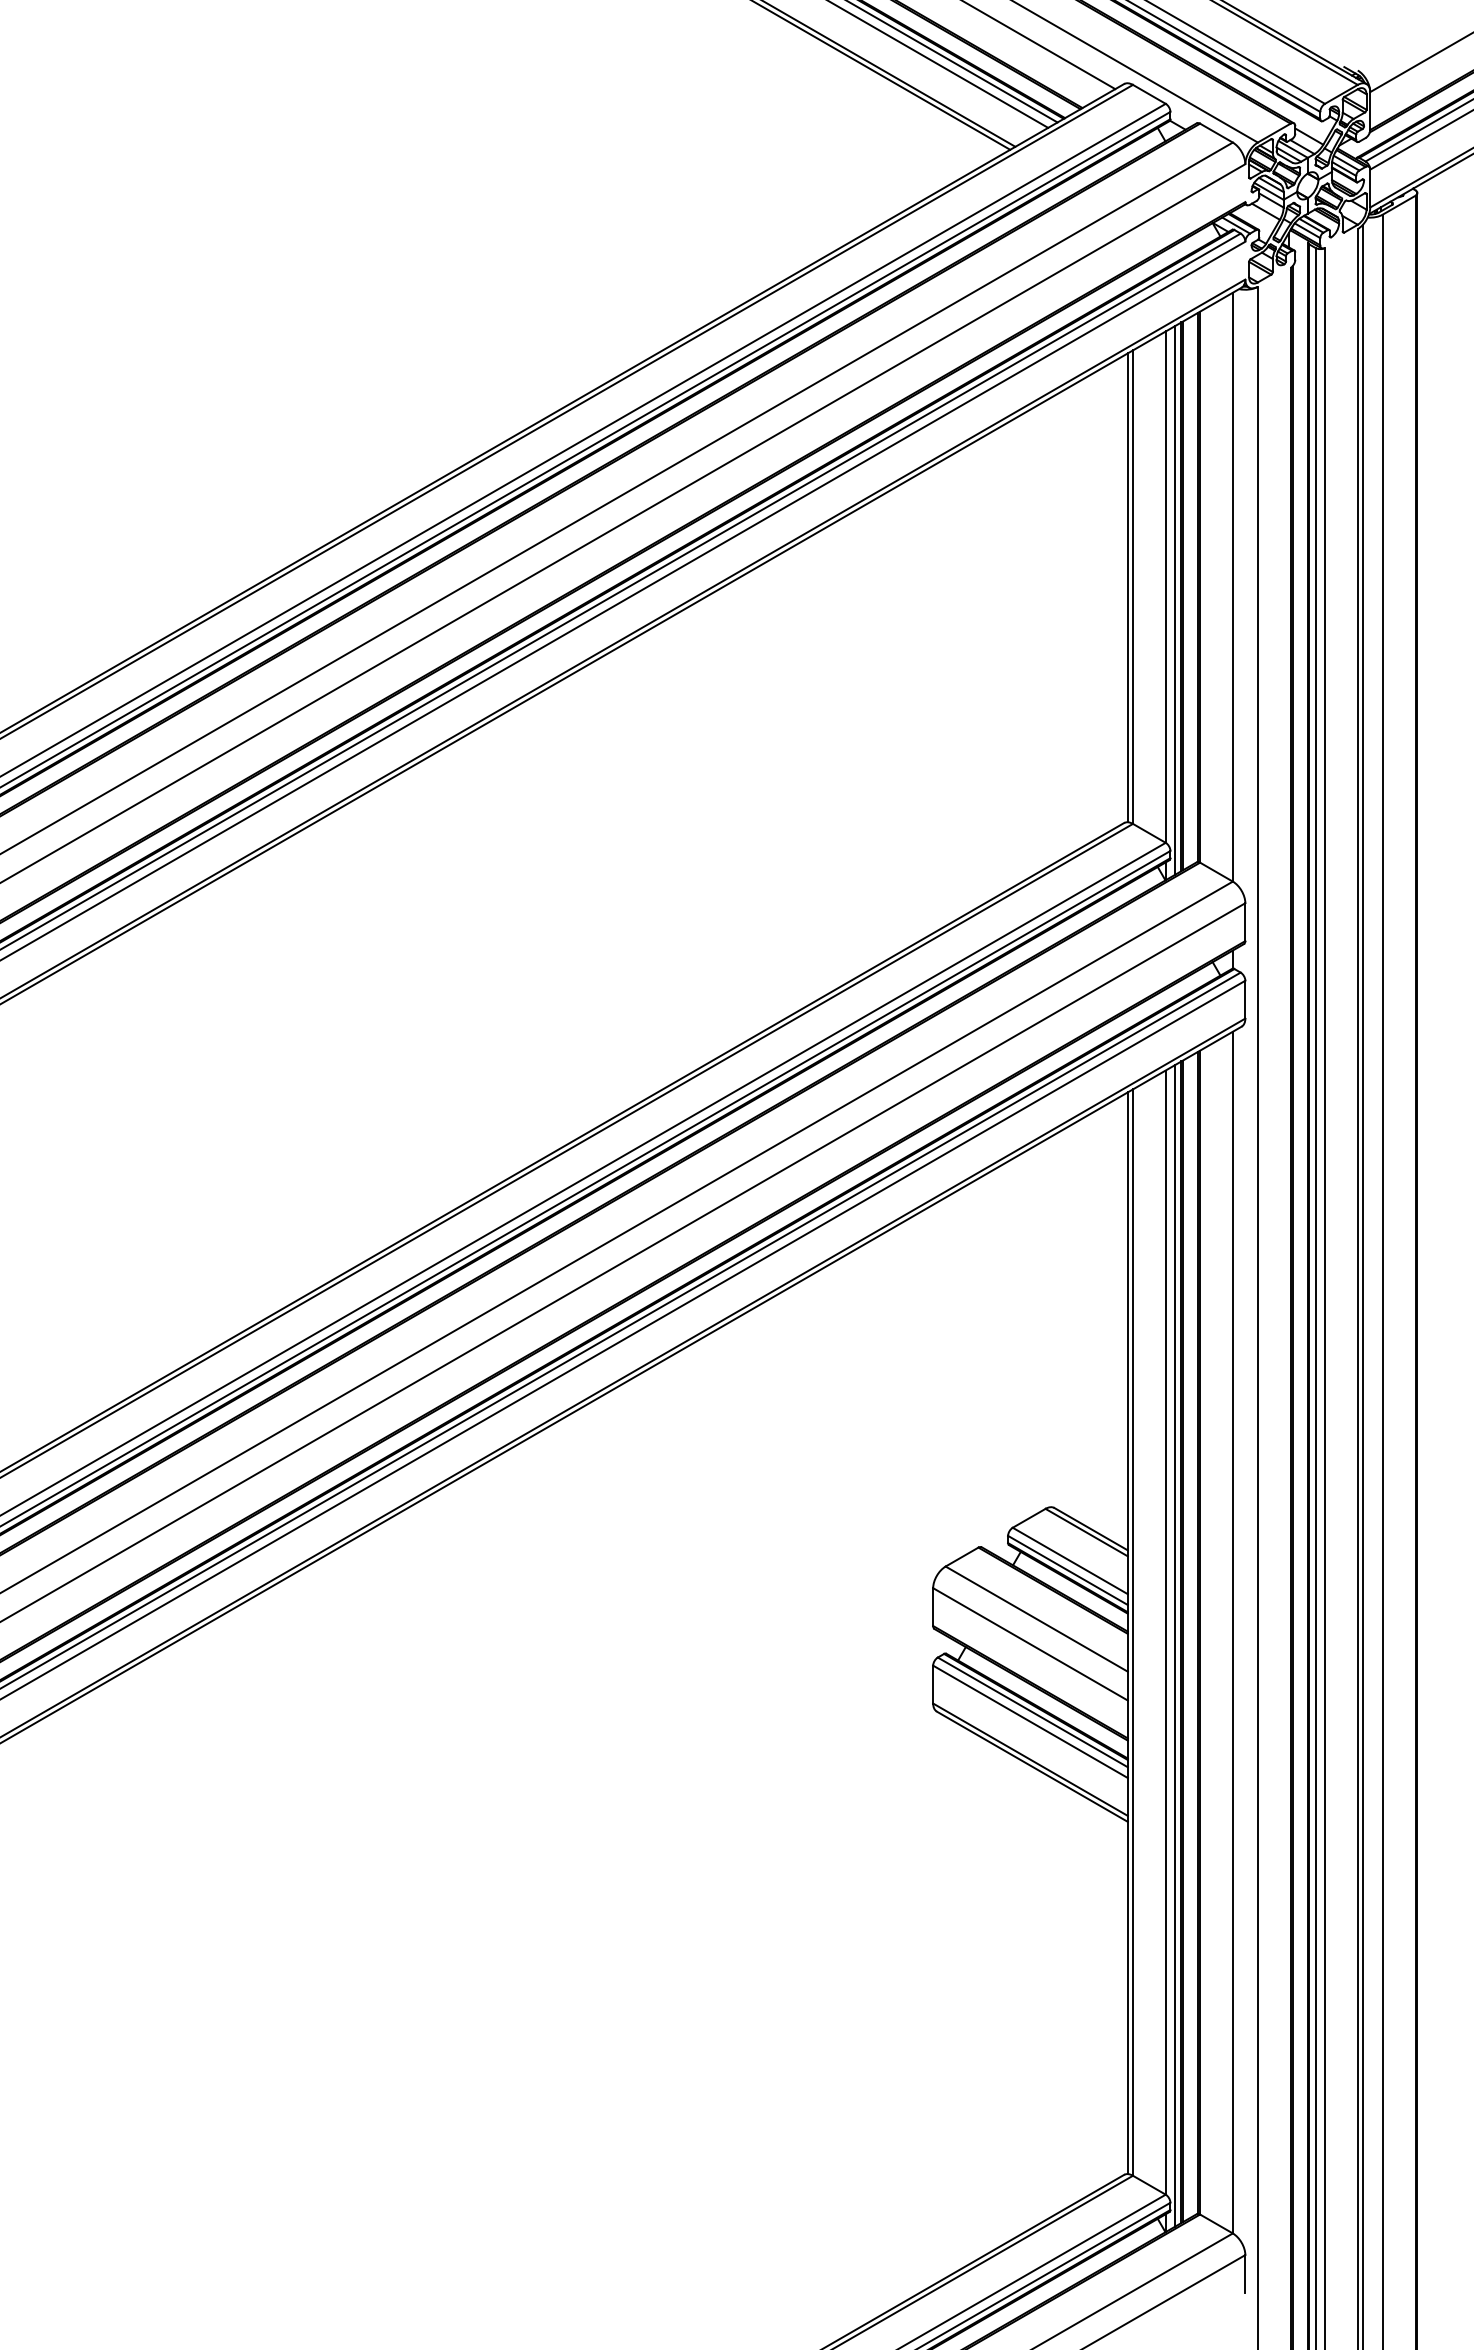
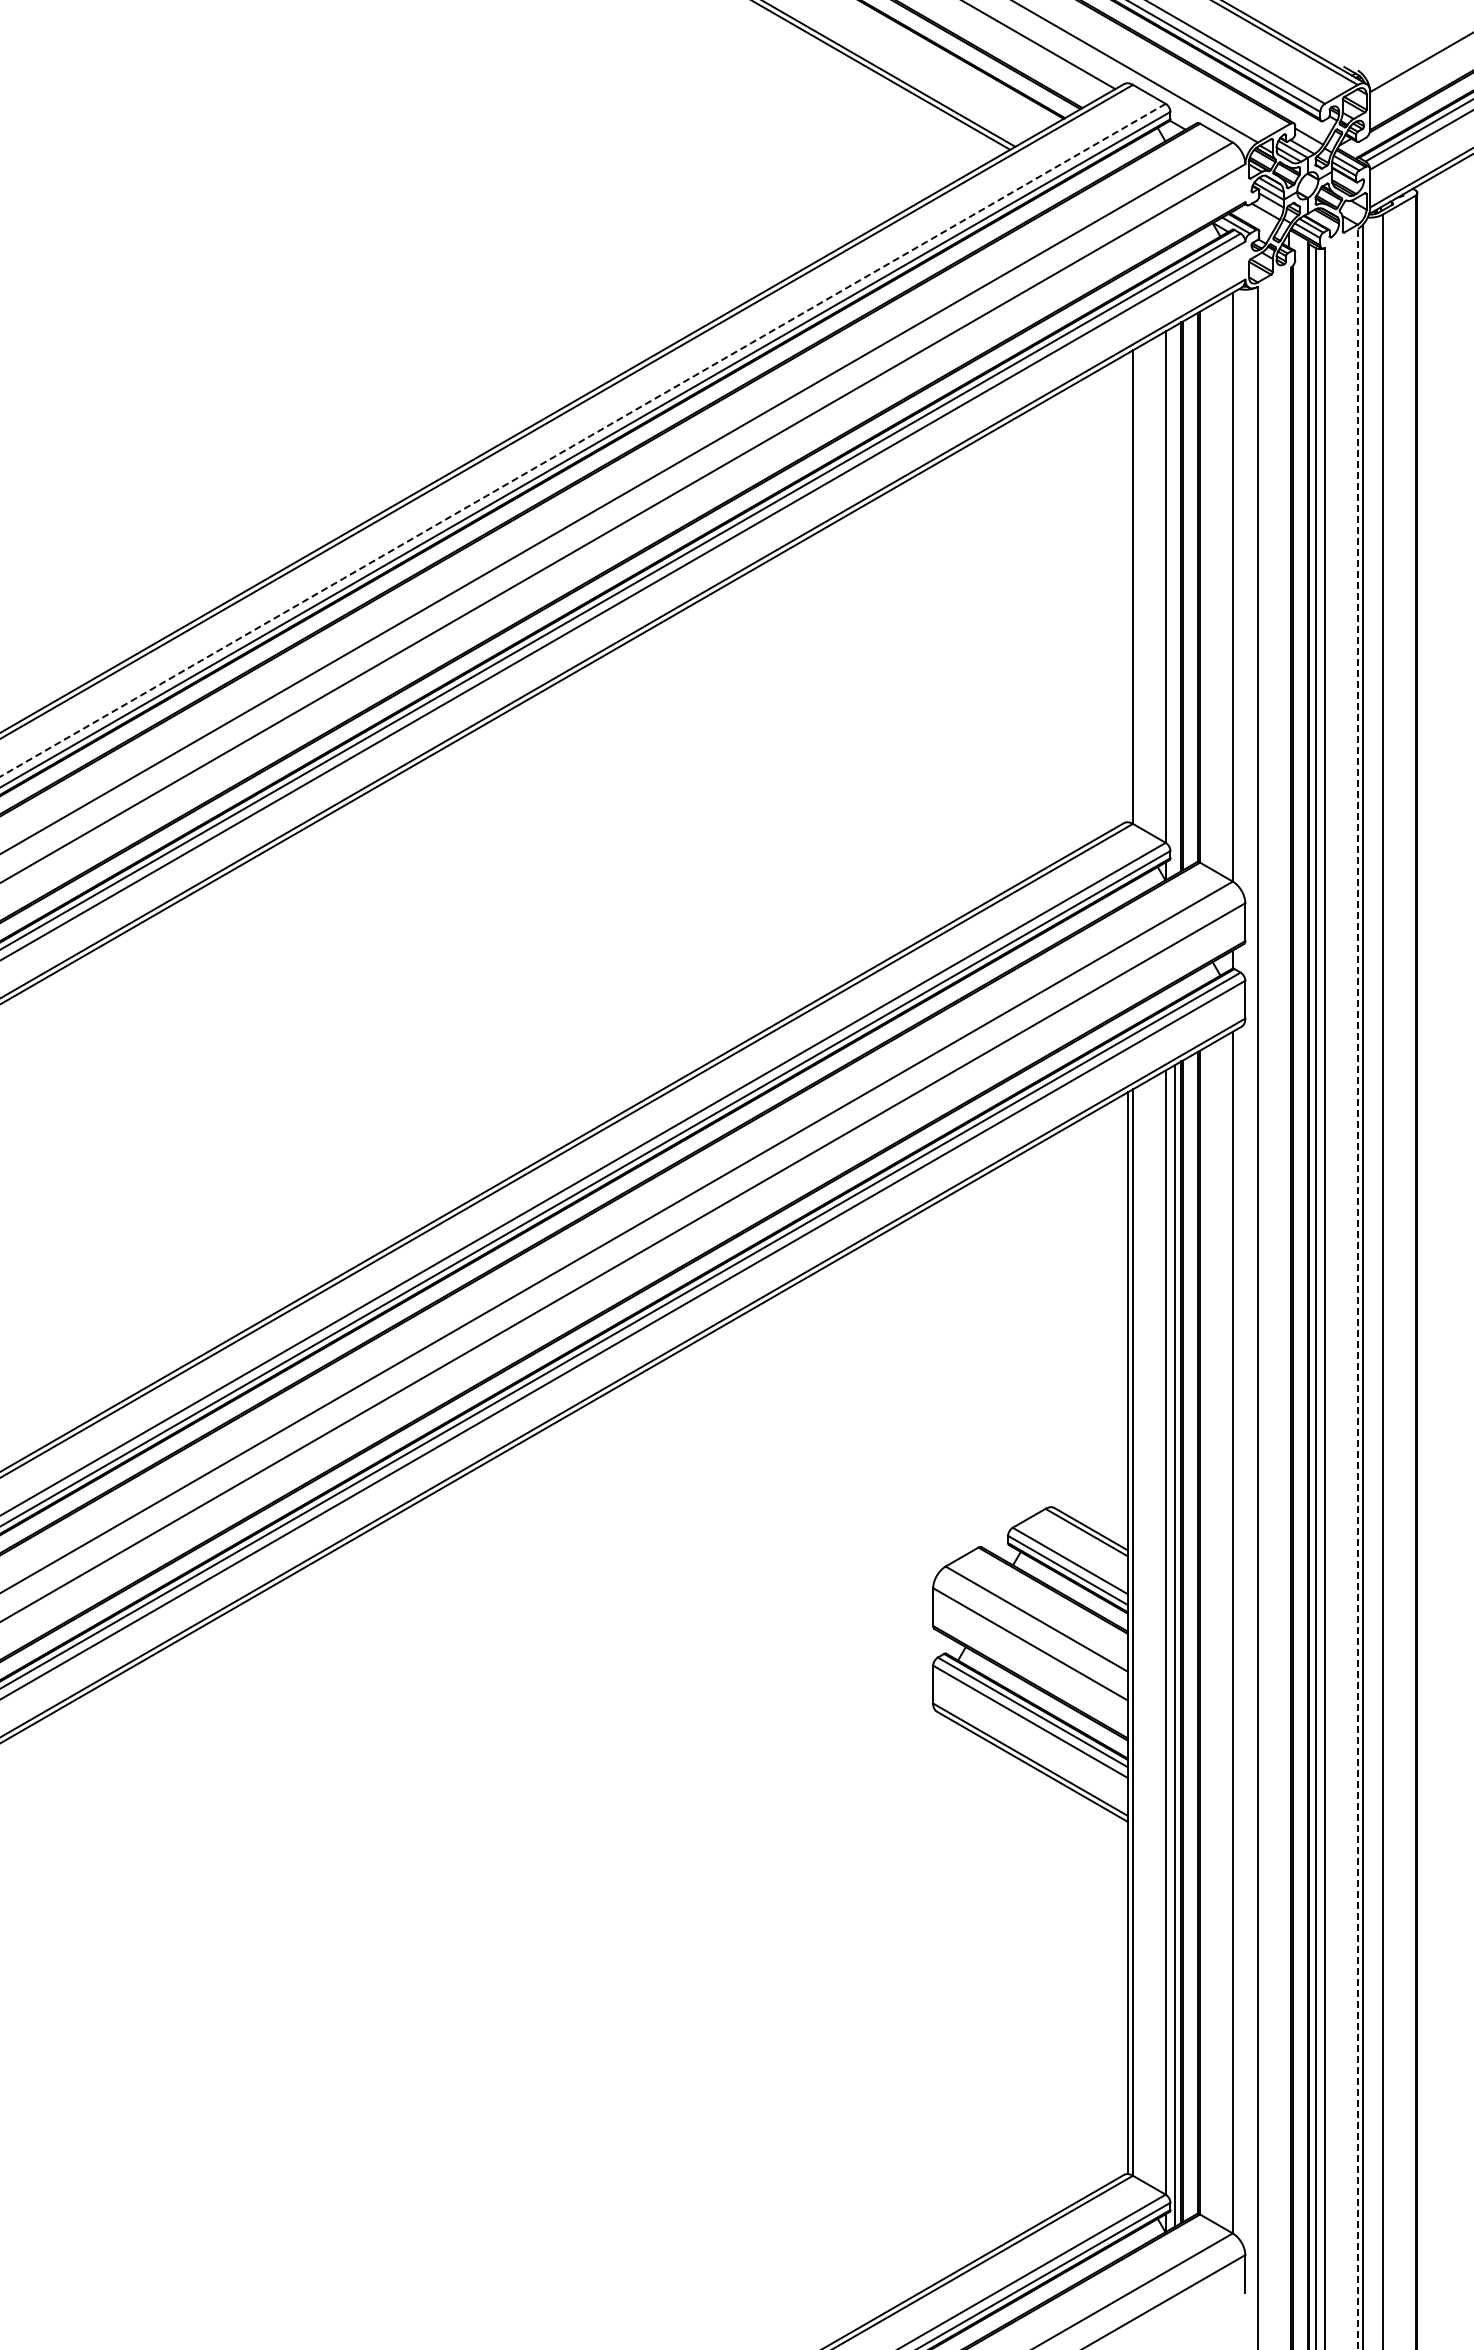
line: present -> none (953, 62)
line: present -> none (939, 64)
line: solid -> dashed (582, 440)
line: present -> none (1127, 587)
line: present -> none (1175, 600)
line: solid -> dashed (1357, 1288)
